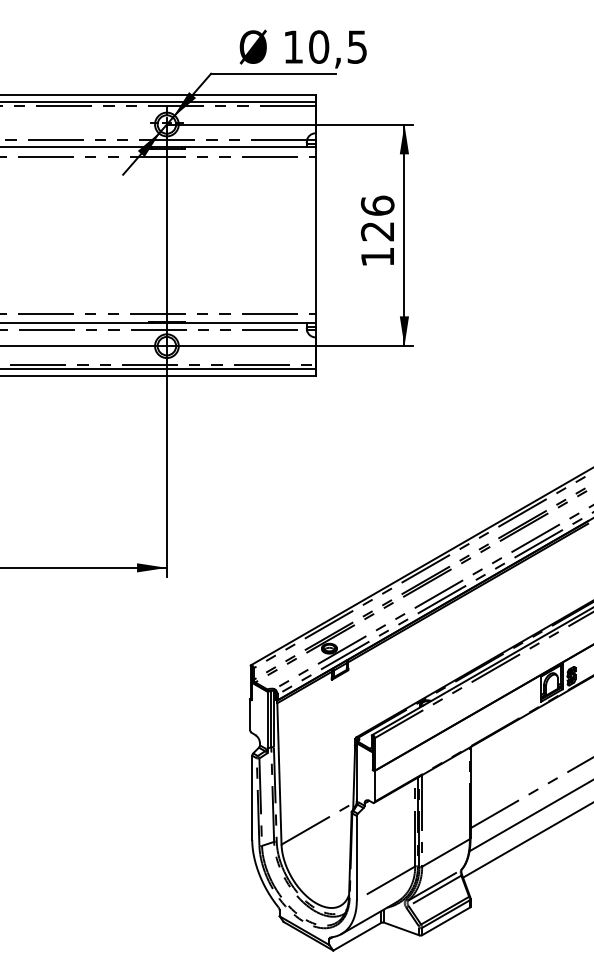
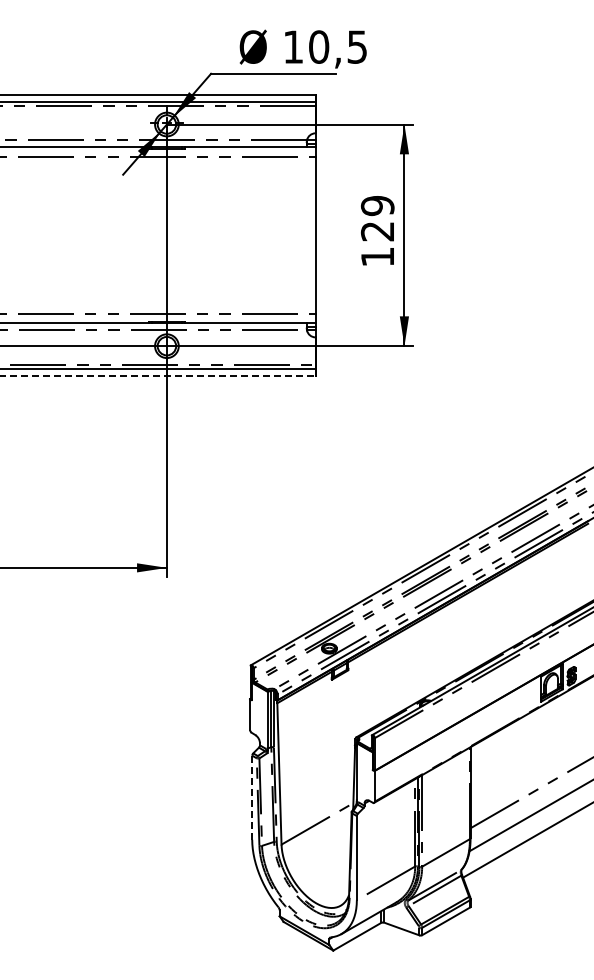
text: 126 -> 129 (377, 205)
line: solid -> dashed (158, 376)
line: solid -> dashed (252, 798)
